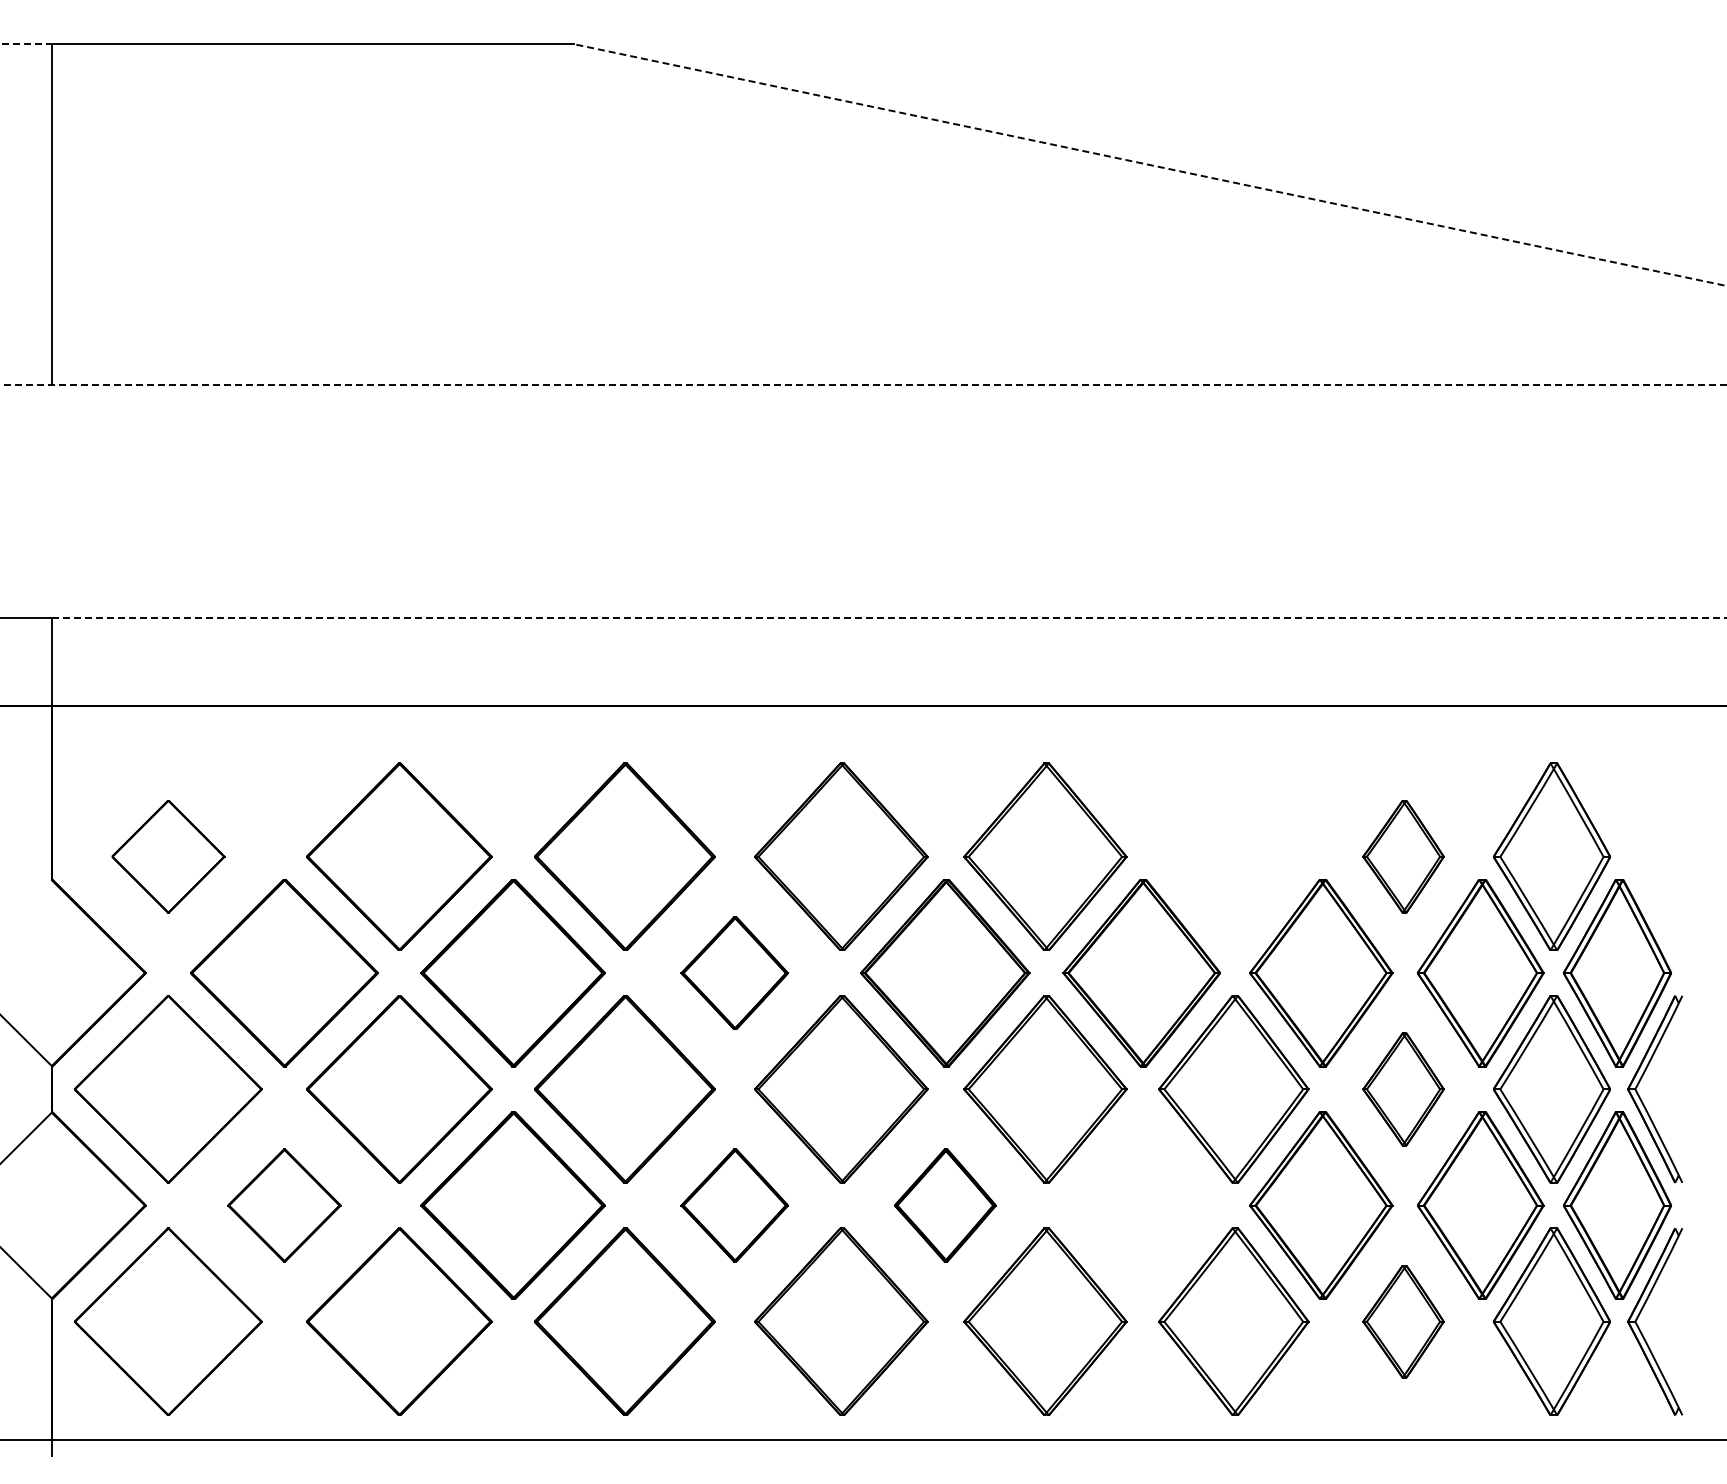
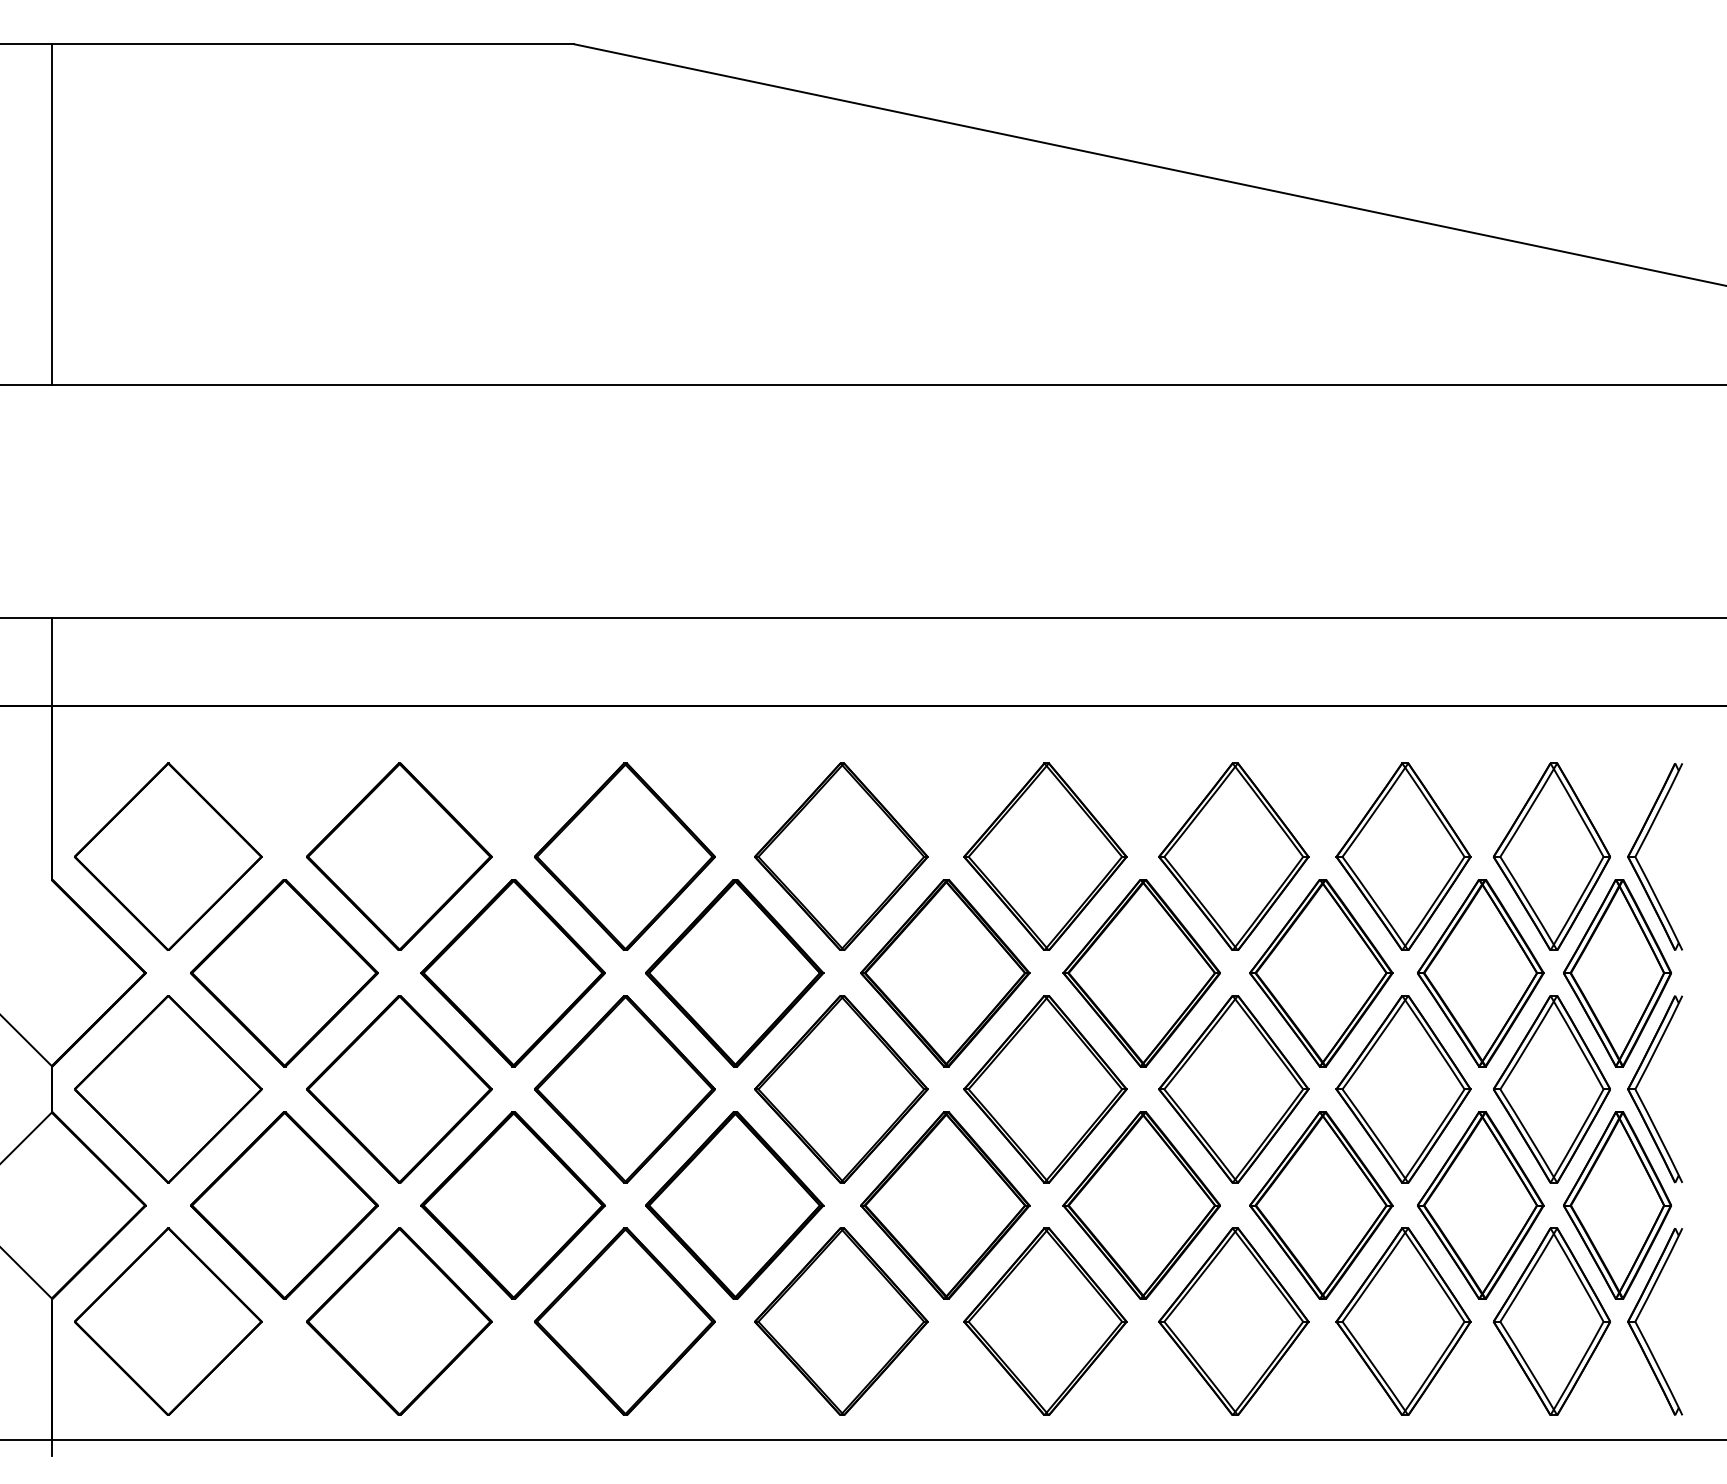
line: dashed -> solid (26, 44)
line: dashed -> solid (1149, 165)
line: dashed -> solid (863, 384)
line: dashed -> solid (889, 618)
part: none -> present (1640, 849)
part size: 115x114 px -> 189x189 px (168, 856)
part: none -> present (1233, 856)
part size: 83x114 px -> 137x189 px (1403, 856)
part size: 109x114 px -> 180x189 px (734, 973)
part size: 83x115 px -> 137x189 px (1403, 1089)
part size: 115x115 px -> 189x189 px (284, 1205)
part size: 109x115 px -> 180x189 px (734, 1205)
part size: 103x115 px -> 171x189 px (945, 1205)
part: none -> present (1141, 1205)
part size: 83x114 px -> 137x189 px (1403, 1321)
